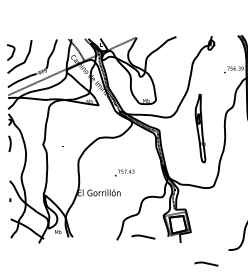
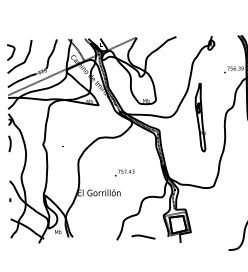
part position: (200, 128) -> (200, 117) (200, 117)
curve: present -> none (206, 263)
